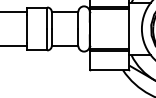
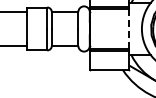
line: solid -> dashed (129, 28)
